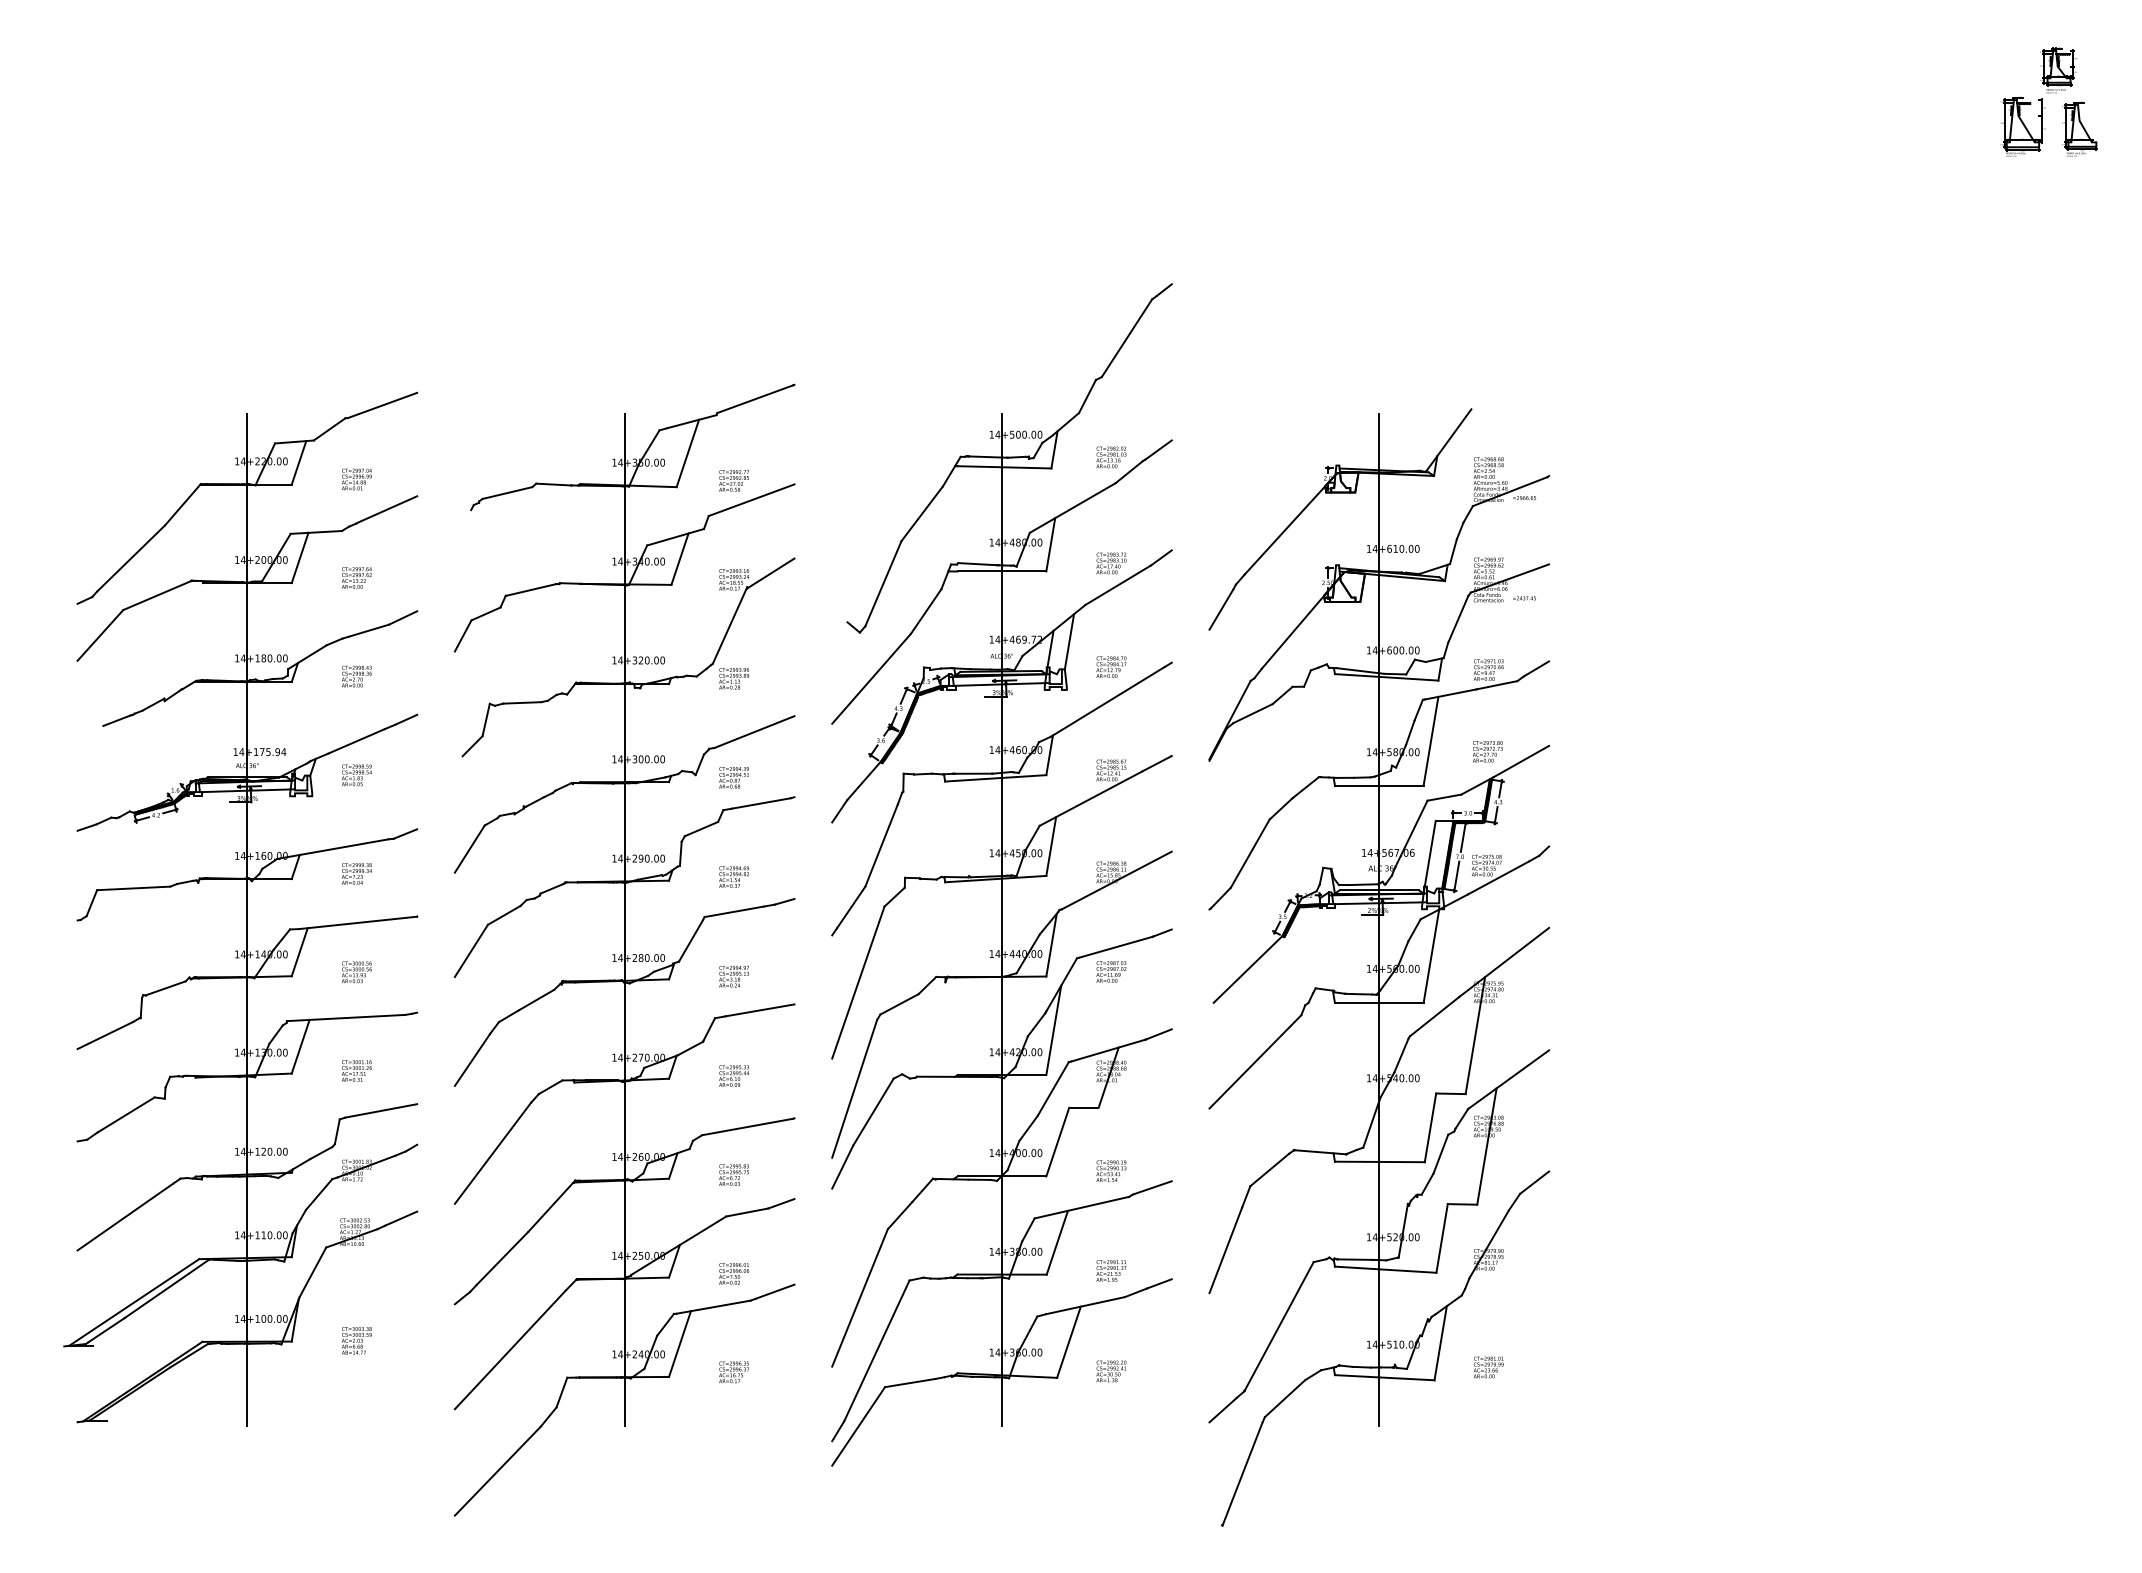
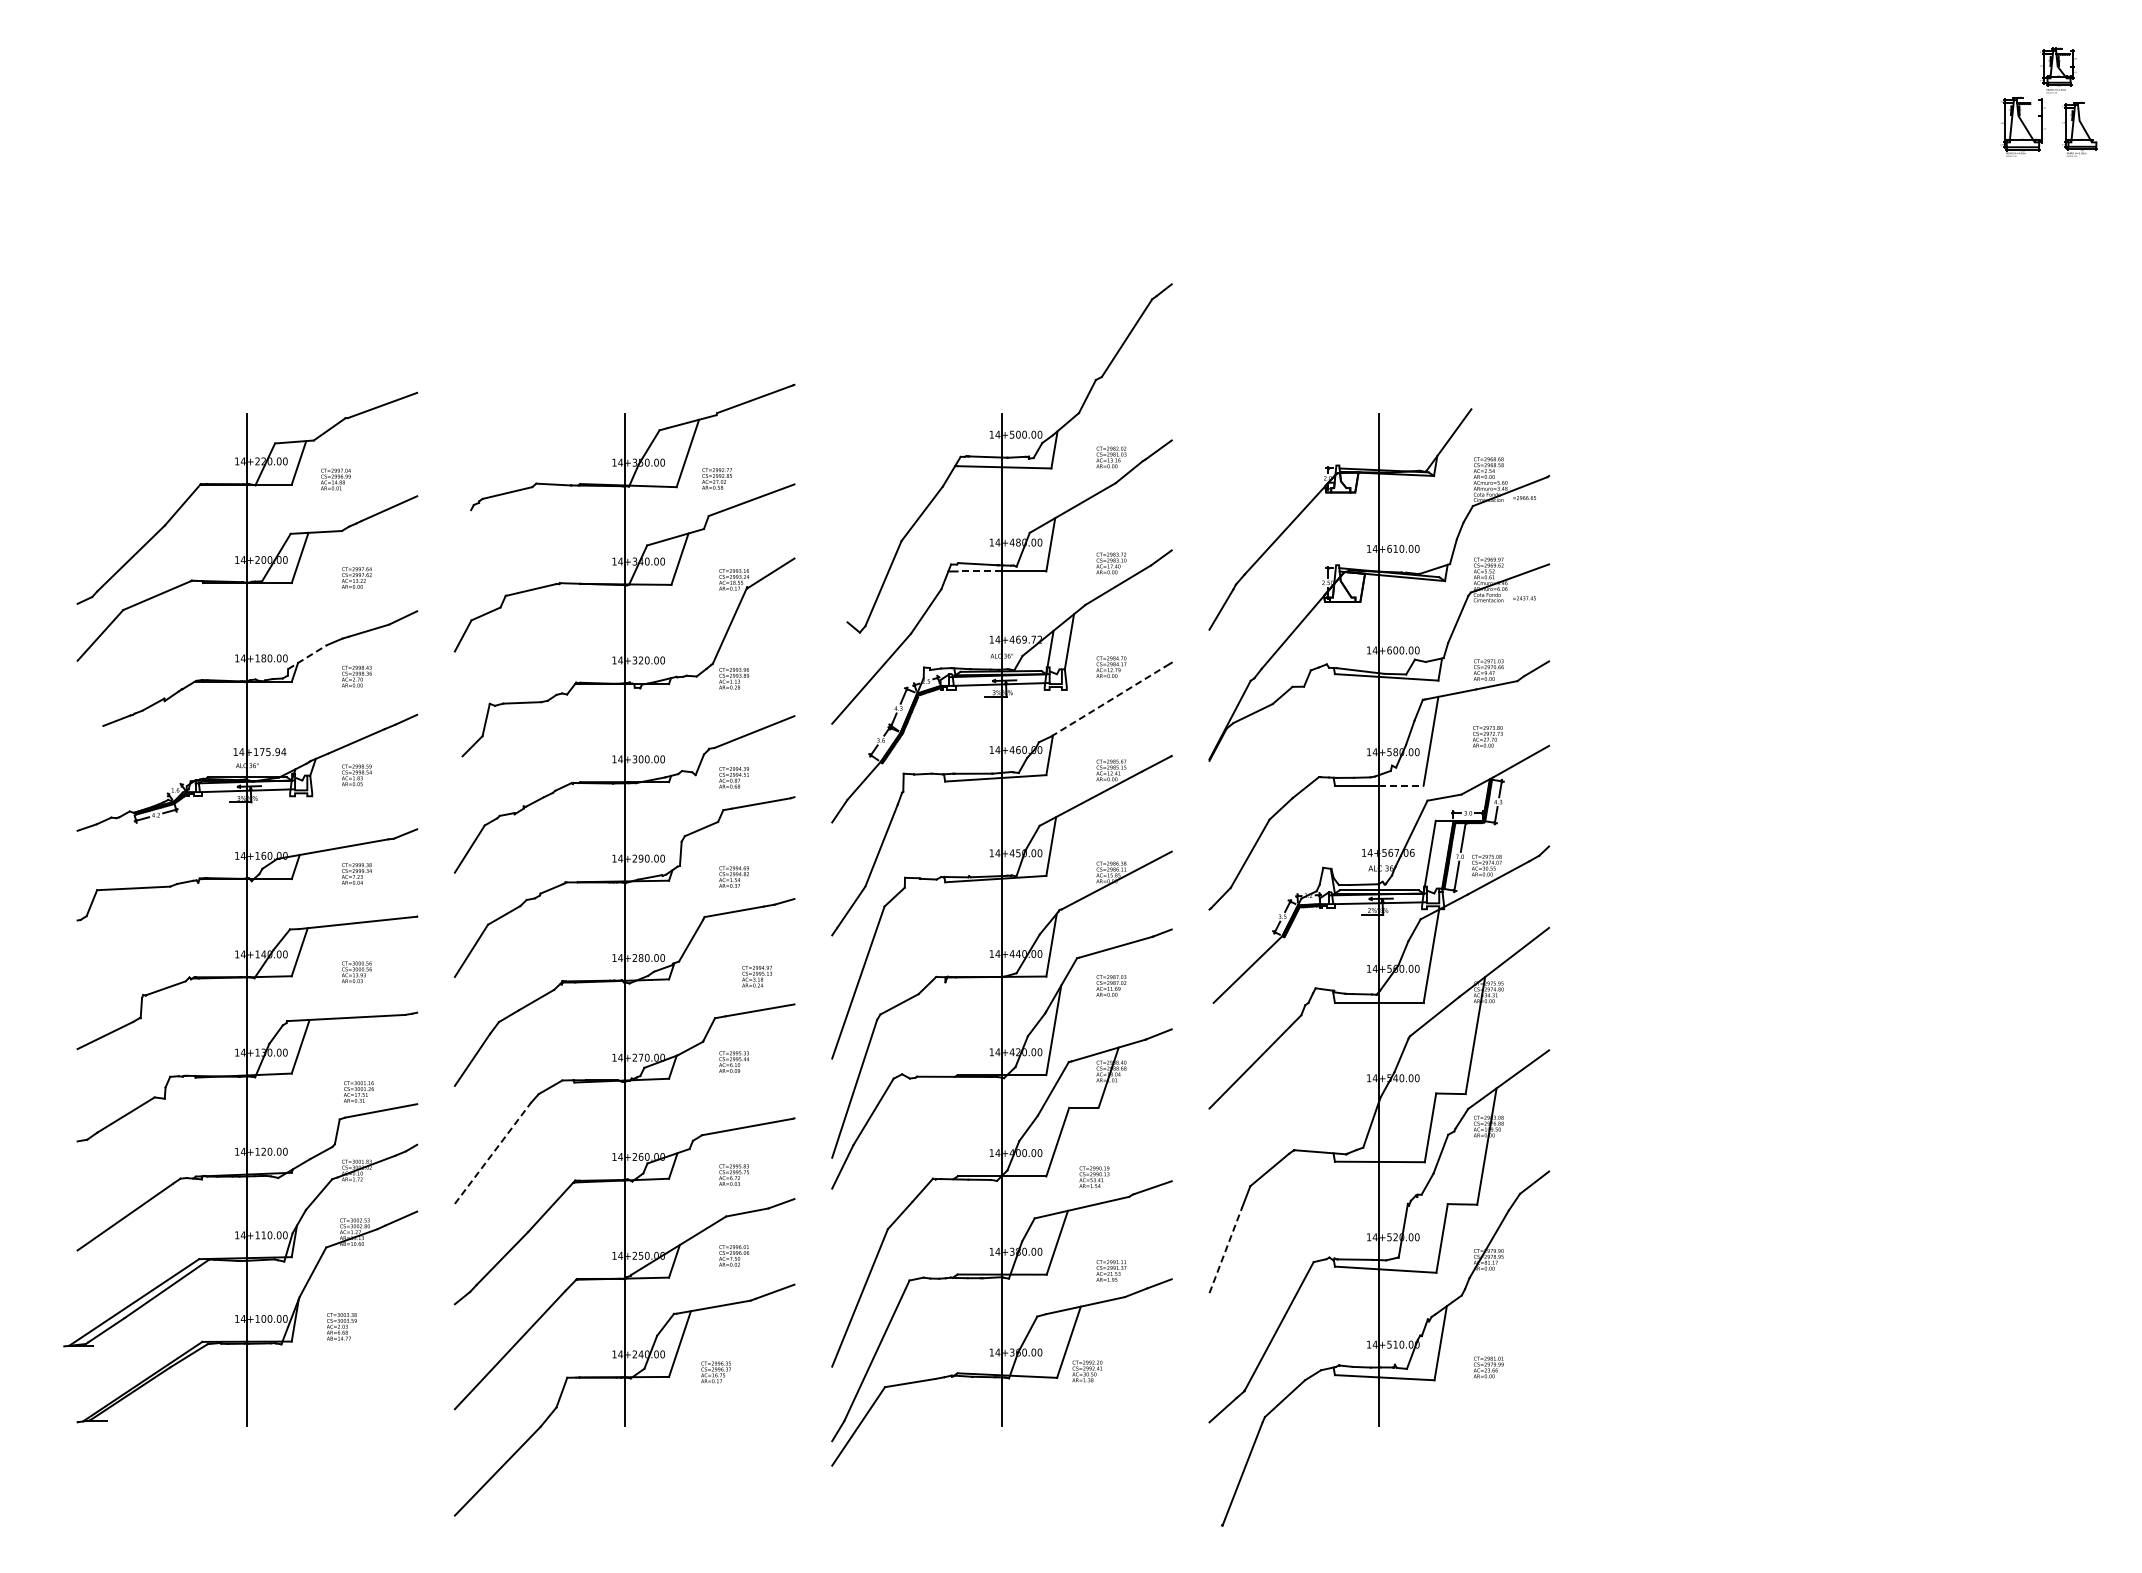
text position: (356, 479) -> (335, 479) (335, 479)
text position: (733, 480) -> (716, 478) (716, 478)
line: solid -> dashed (979, 571)
line: solid -> dashed (307, 657)
line: solid -> dashed (1108, 701)
text position: (1487, 751) -> (1487, 736) (1487, 736)
line: solid -> dashed (1401, 785)
text position: (1111, 971) -> (1111, 985) (1111, 985)
text position: (734, 976) -> (757, 976) (757, 976)
text position: (356, 1070) -> (358, 1091) (358, 1091)
text position: (733, 1075) -> (733, 1061) (733, 1061)
line: solid -> dashed (493, 1152)
text position: (1111, 1170) -> (1094, 1176) (1094, 1176)
line: solid -> dashed (1225, 1250)
text position: (734, 1273) -> (734, 1255) (734, 1255)
text position: (356, 1340) -> (341, 1326) (341, 1326)
text position: (1111, 1371) -> (1087, 1371) (1087, 1371)
text position: (733, 1372) -> (715, 1372) (715, 1372)
